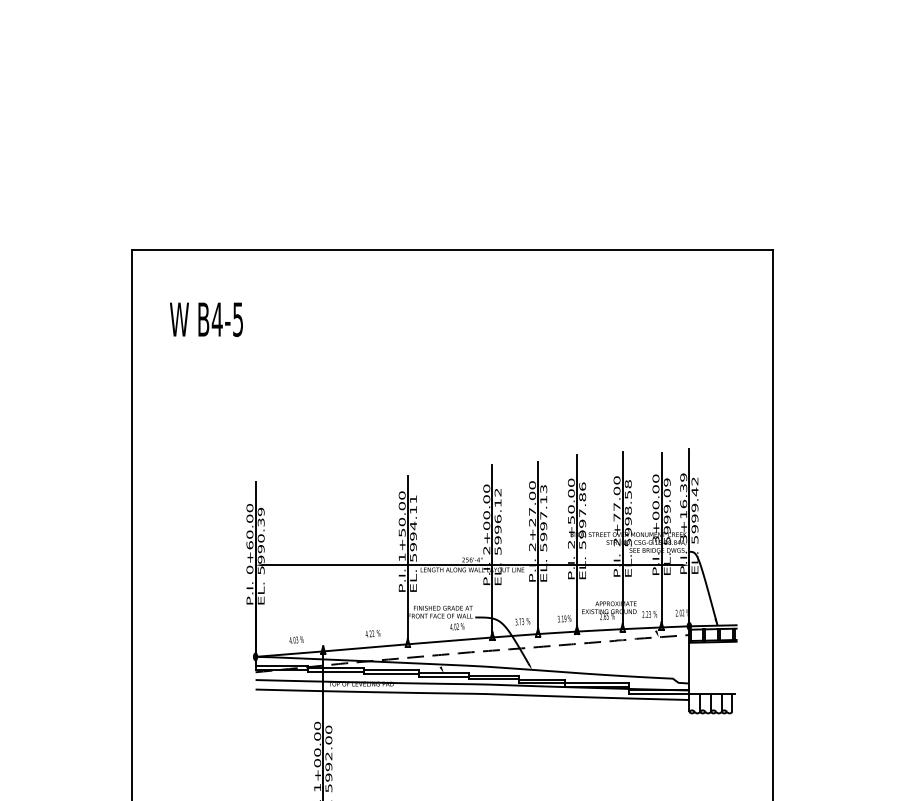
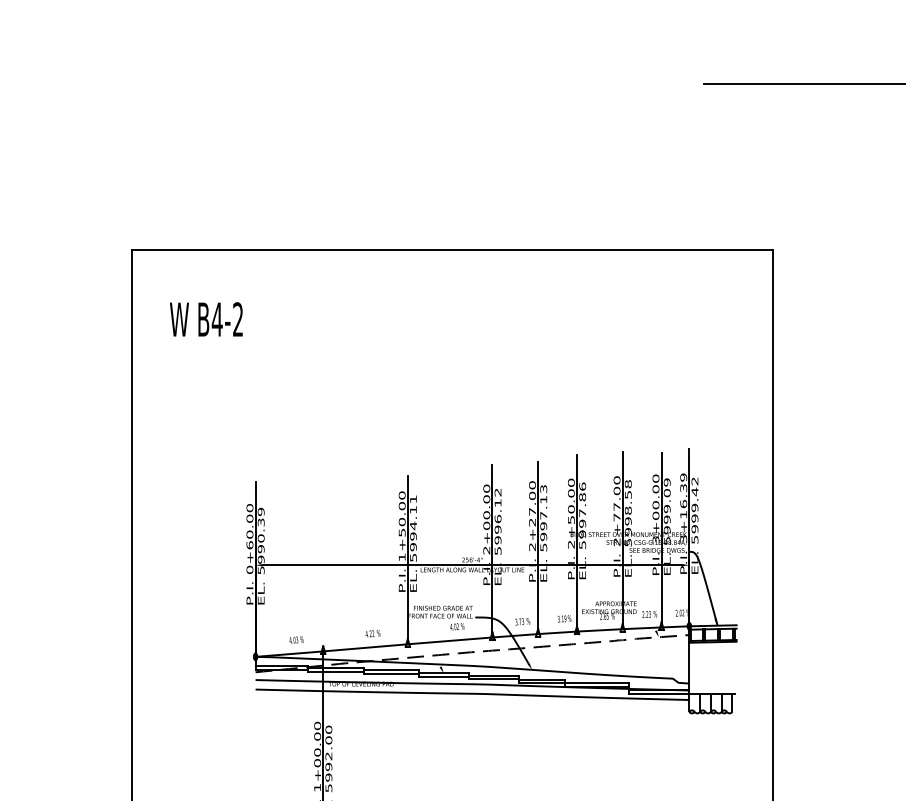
line: none -> present (802, 84)
text: B4-5 -> B4-2 (237, 319)
